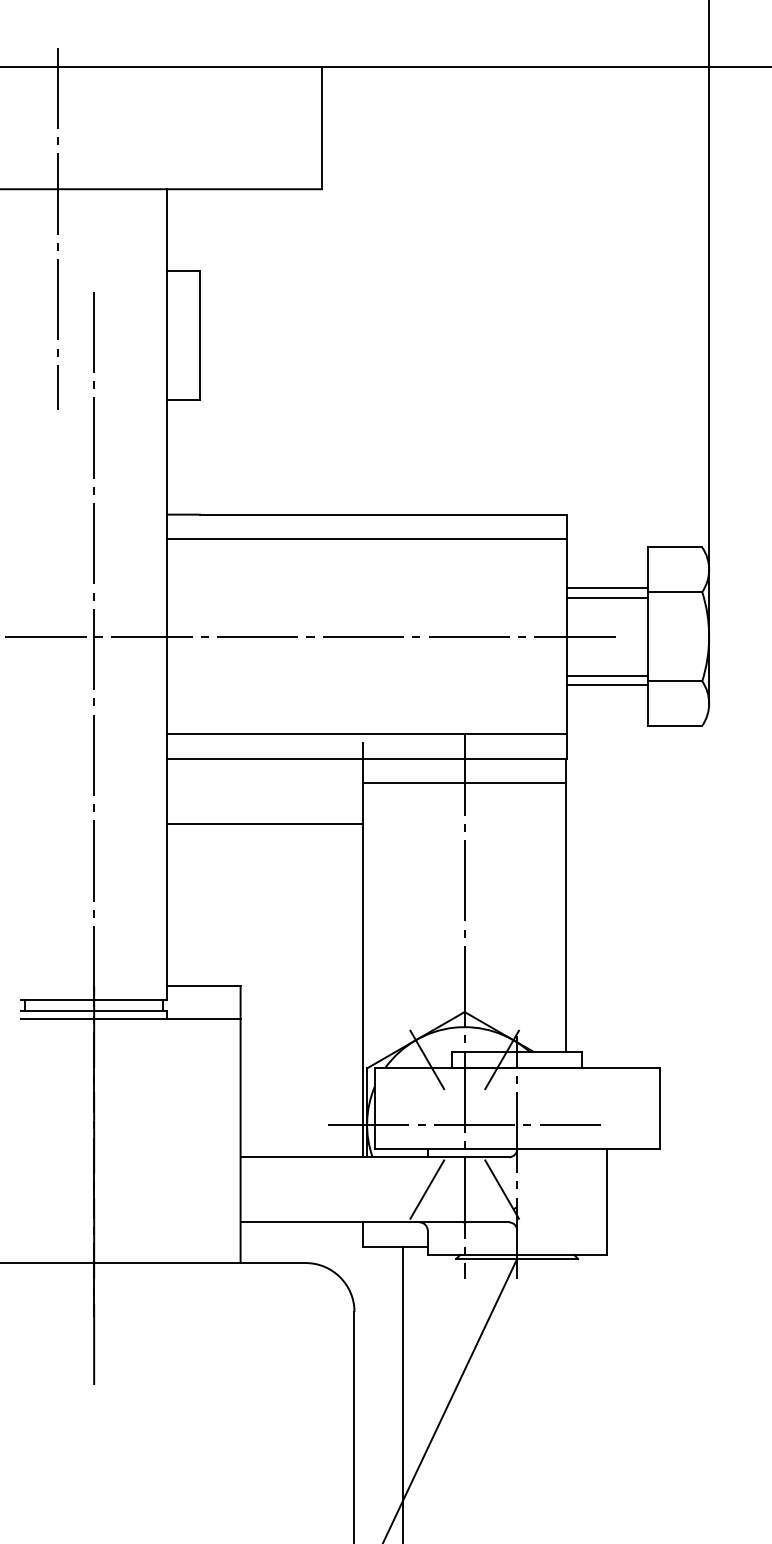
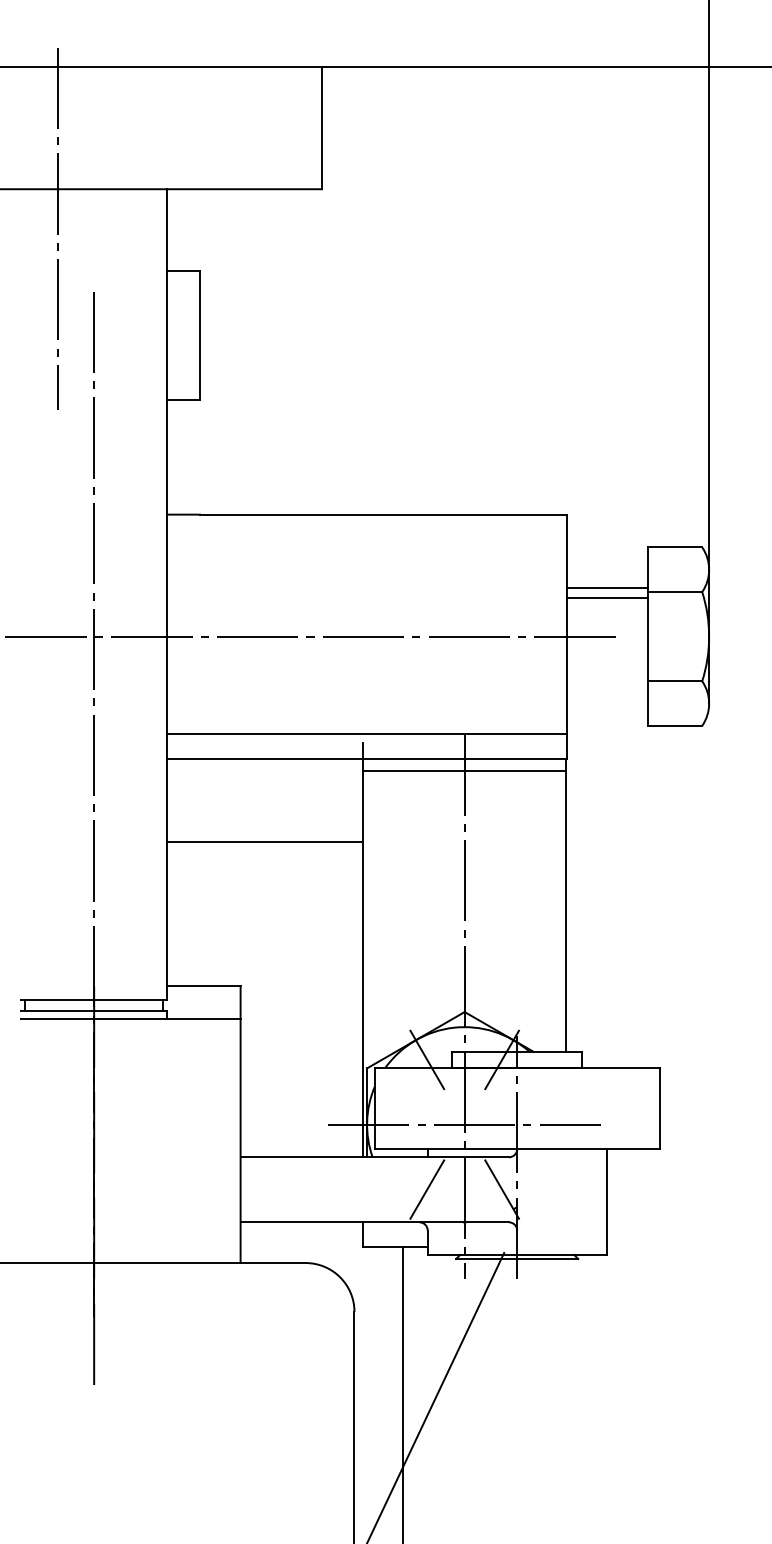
line: present -> none (366, 539)
line: present -> none (607, 675)
line: present -> none (607, 685)
line position: (464, 783) -> (464, 771) (464, 771)
line position: (265, 823) -> (265, 841) (265, 841)
line position: (450, 1399) -> (436, 1396) (436, 1396)
